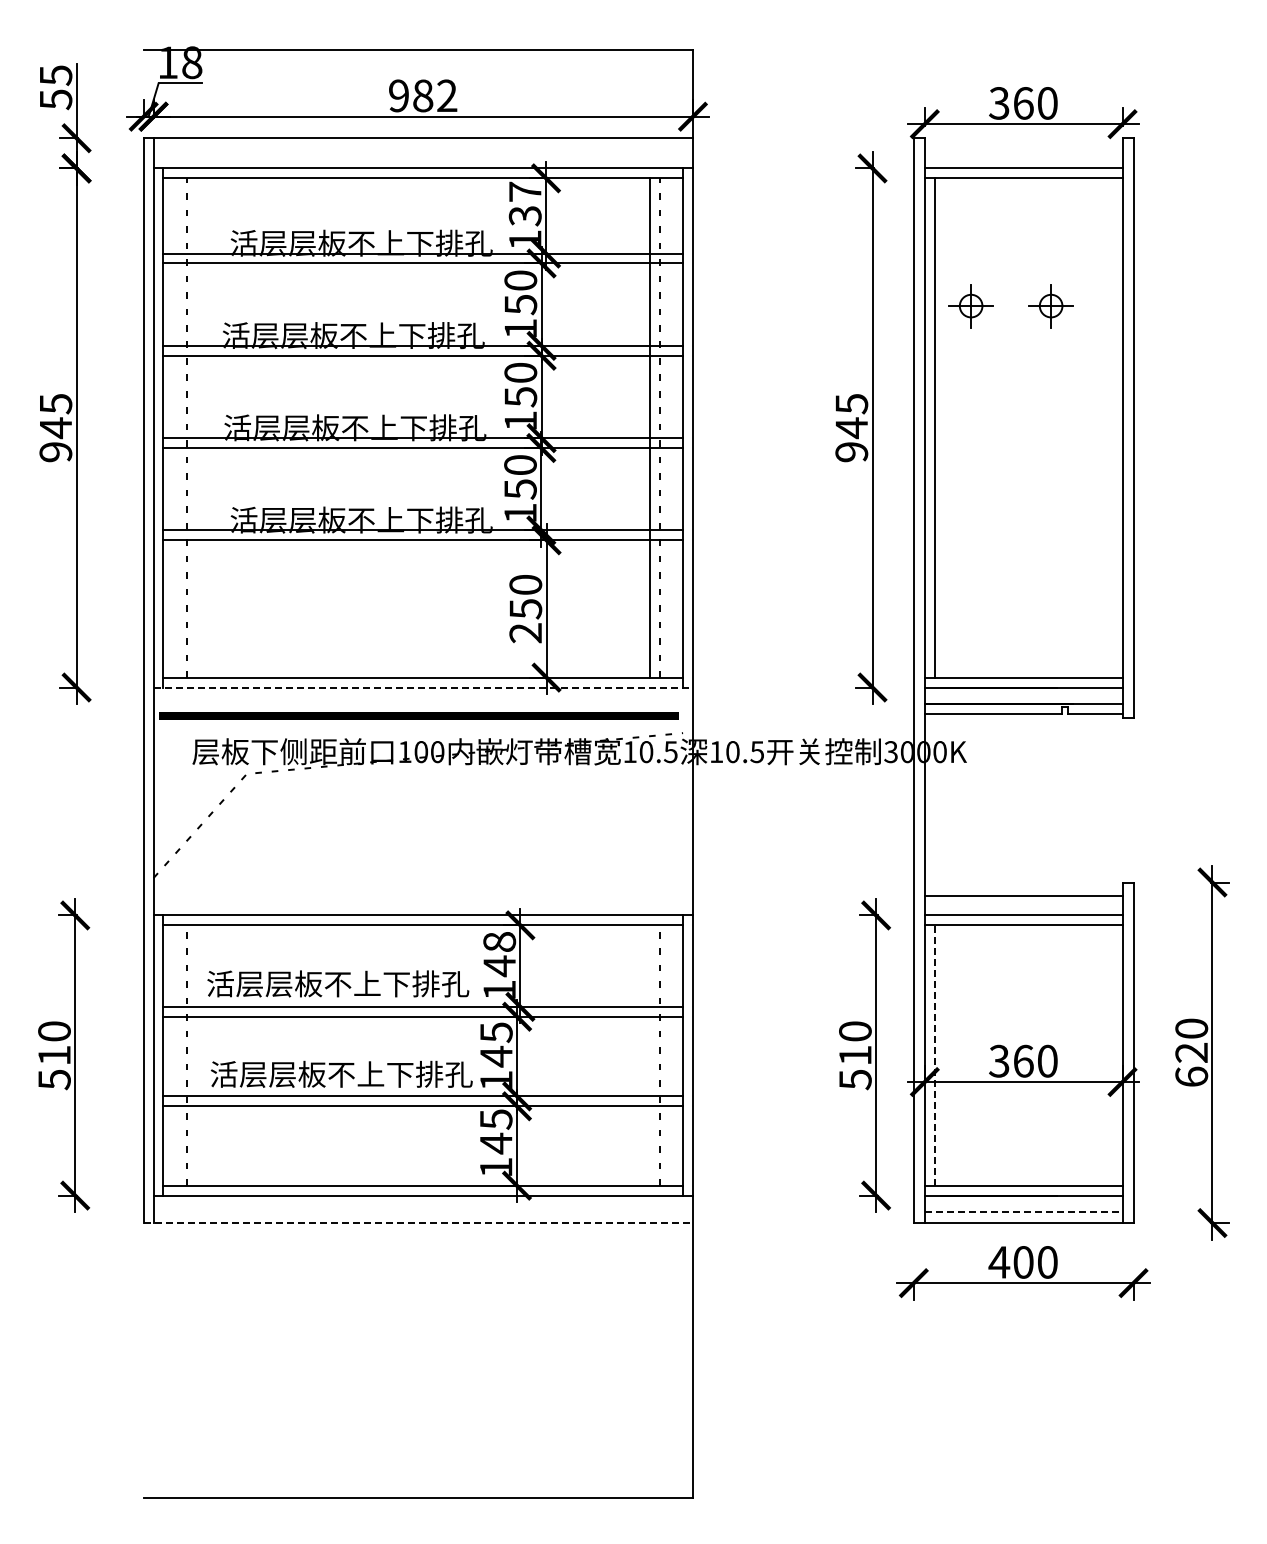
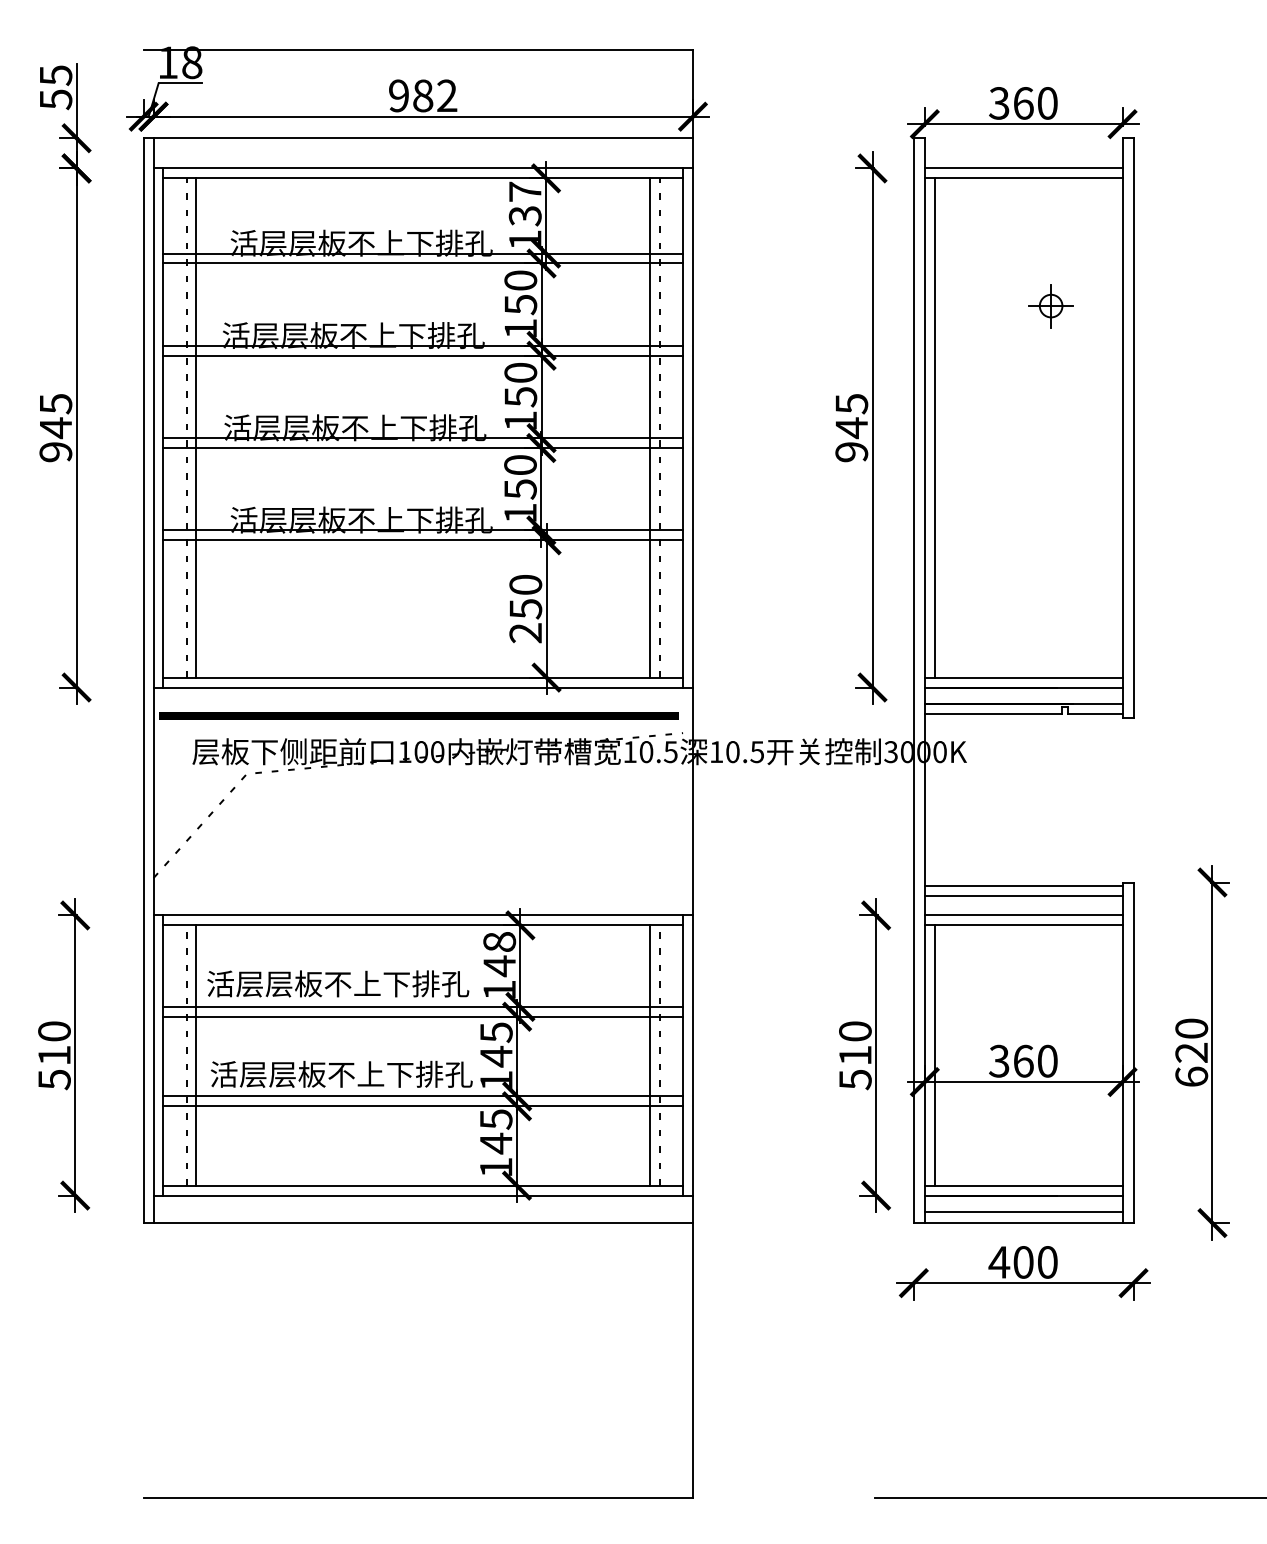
part: present -> none (970, 306)
line: none -> present (196, 427)
line: dashed -> solid (423, 687)
line: none -> present (1023, 886)
line: none -> present (196, 1055)
line: none -> present (650, 1055)
line: dashed -> solid (934, 1055)
line: dashed -> solid (1023, 1212)
line: dashed -> solid (418, 1223)
line: none -> present (1068, 1497)
